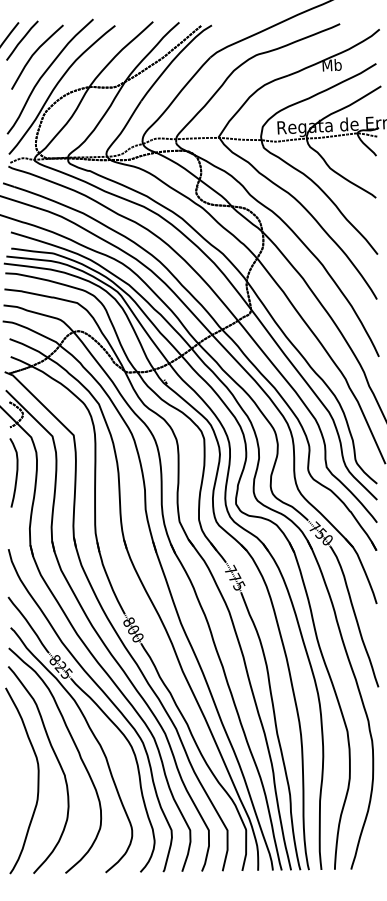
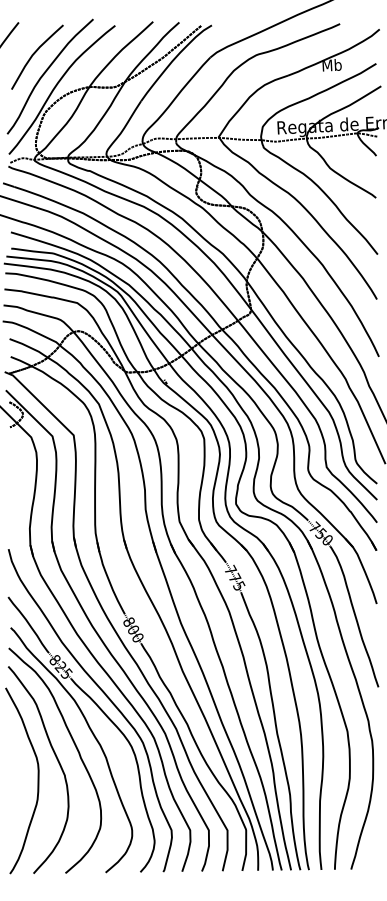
curve: present -> none (22, 40)
curve: present -> none (16, 472)
